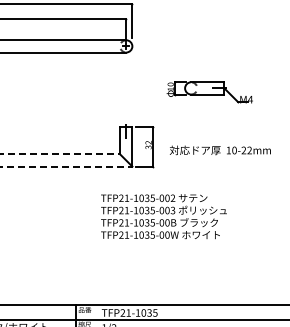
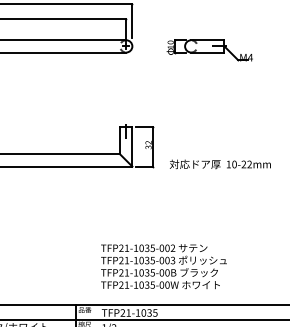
part position: (209, 92) -> (209, 50) (209, 50)
text position: (220, 150) -> (220, 164) (220, 164)
line: dashed -> solid (60, 154)
line: dashed -> solid (66, 166)
text position: (163, 216) -> (163, 266) (163, 266)
